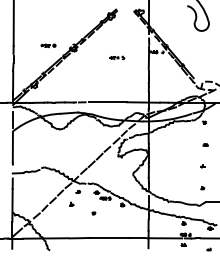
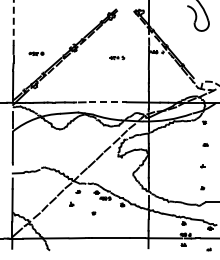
line: solid -> dashed (13, 23)
part position: (48, 45) -> (36, 53) (36, 53)
line: solid -> dashed (107, 102)
